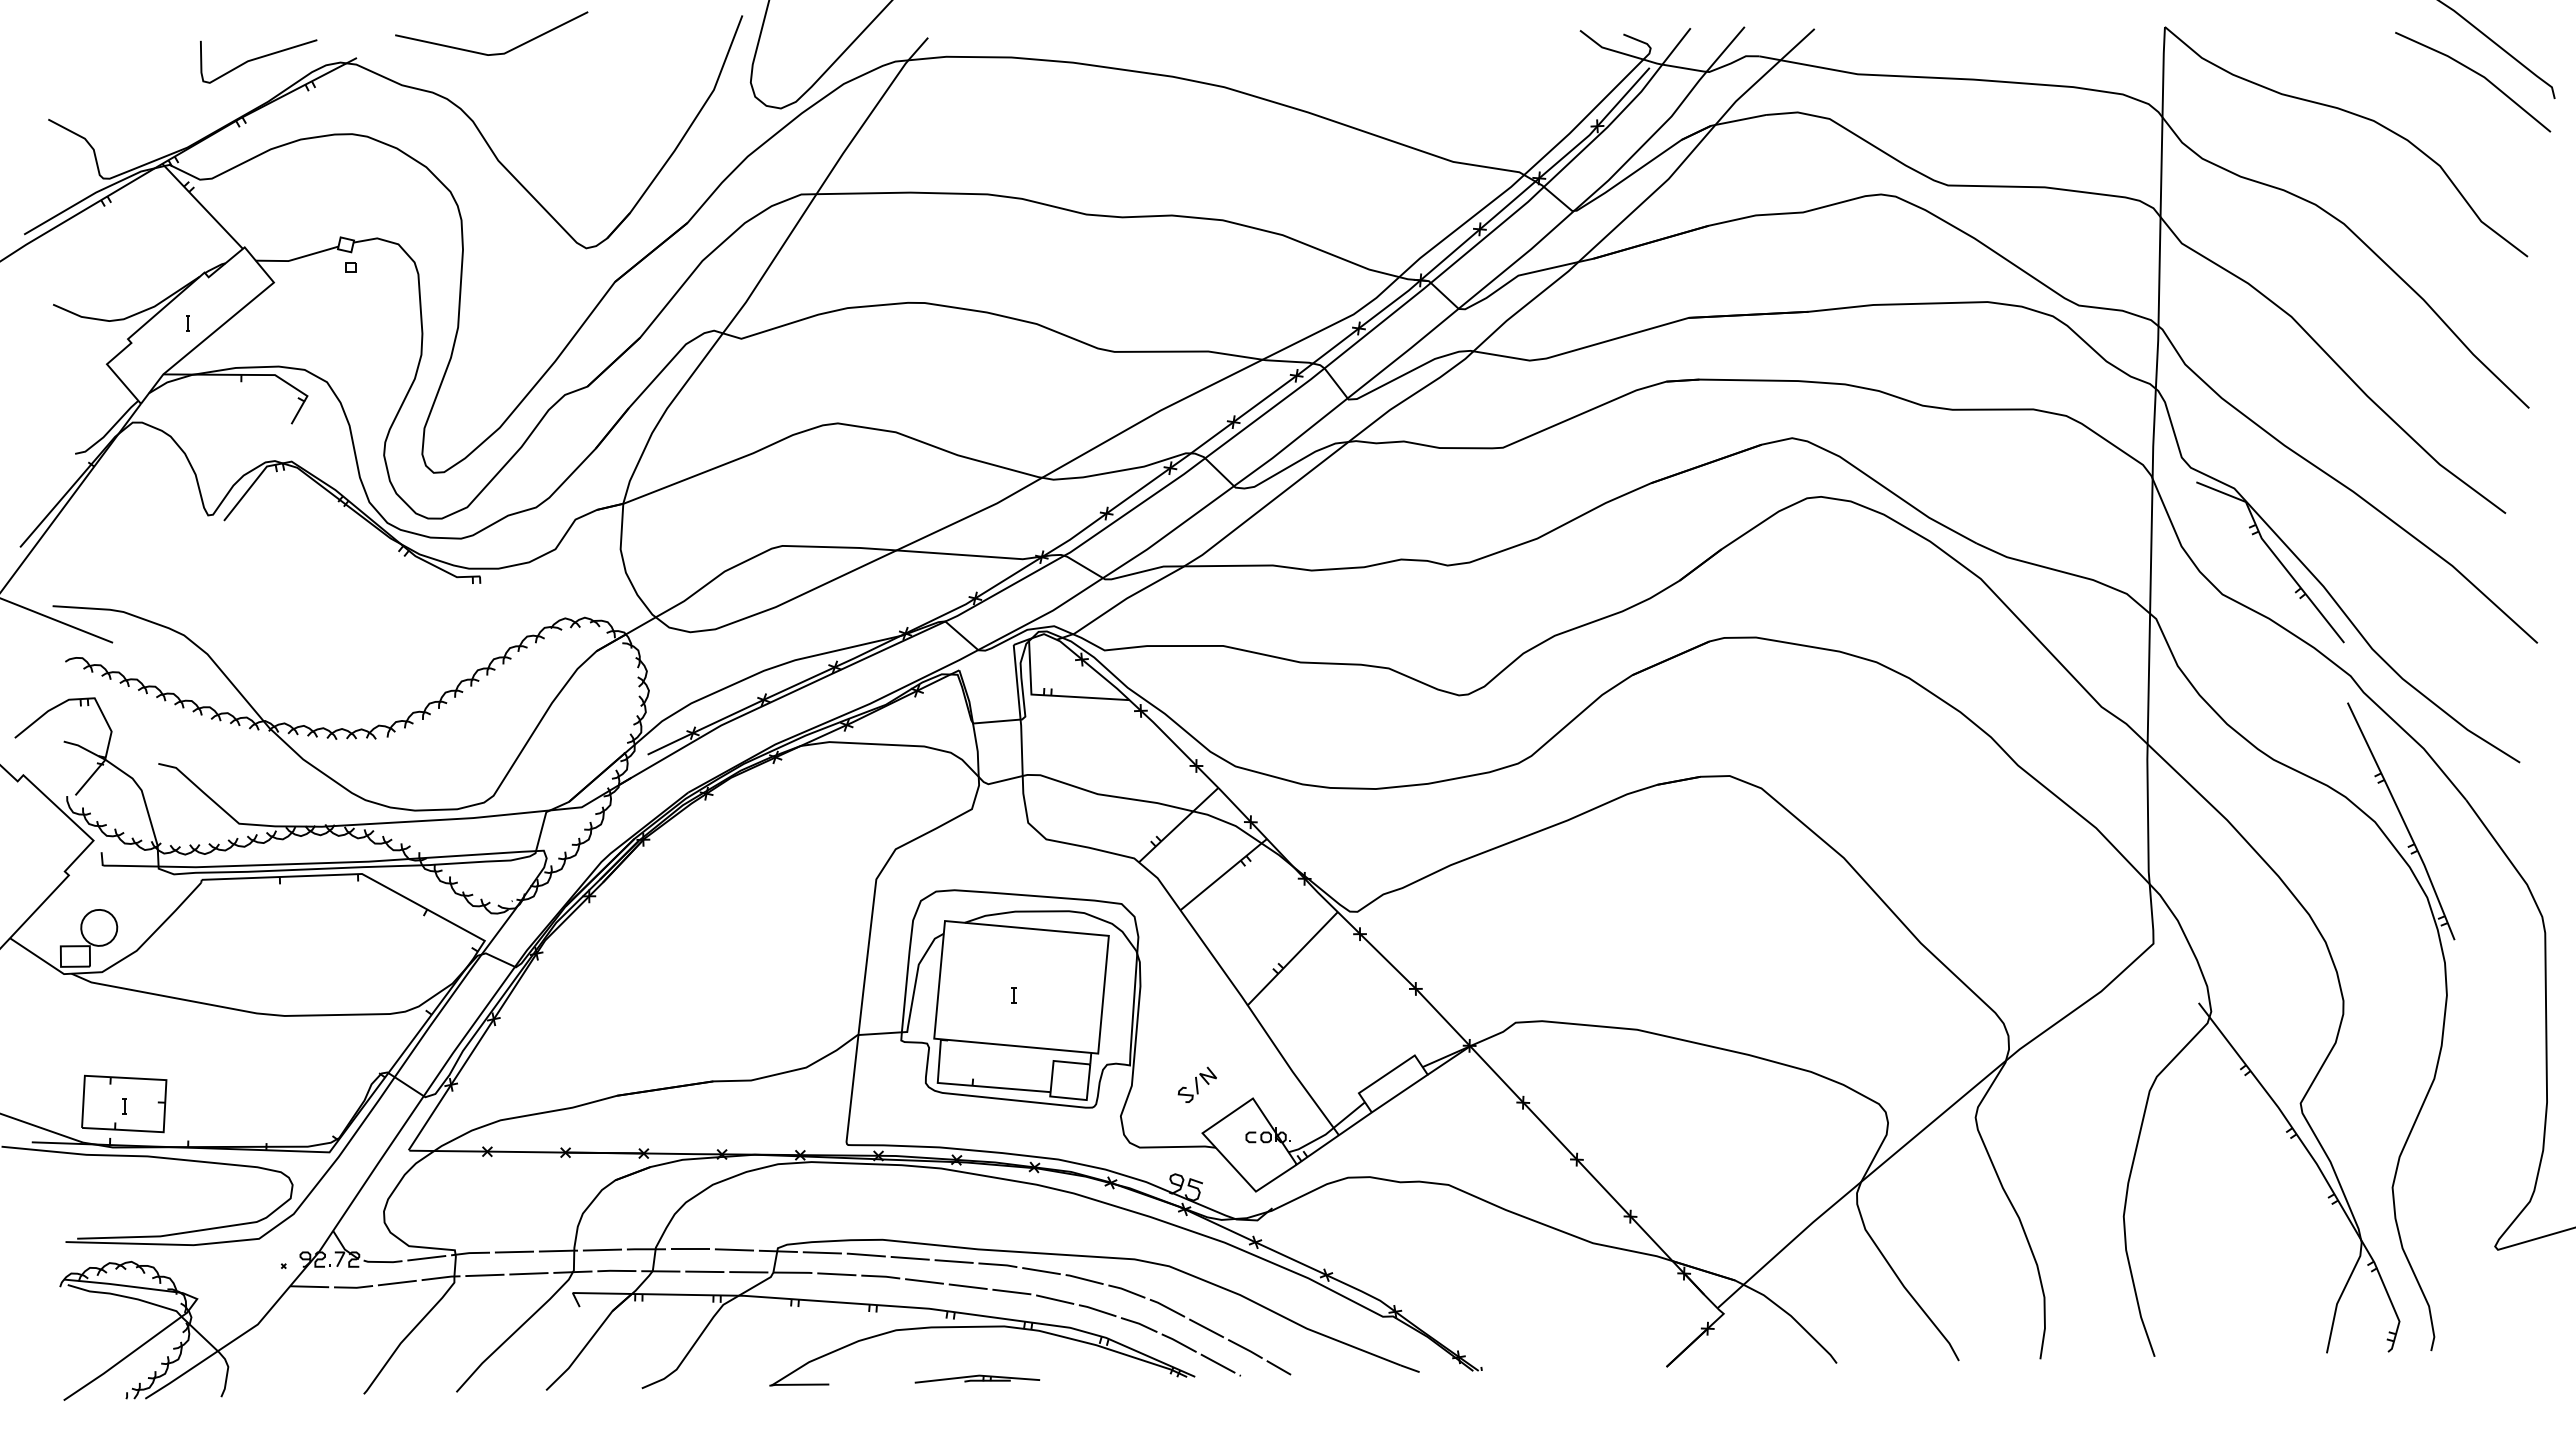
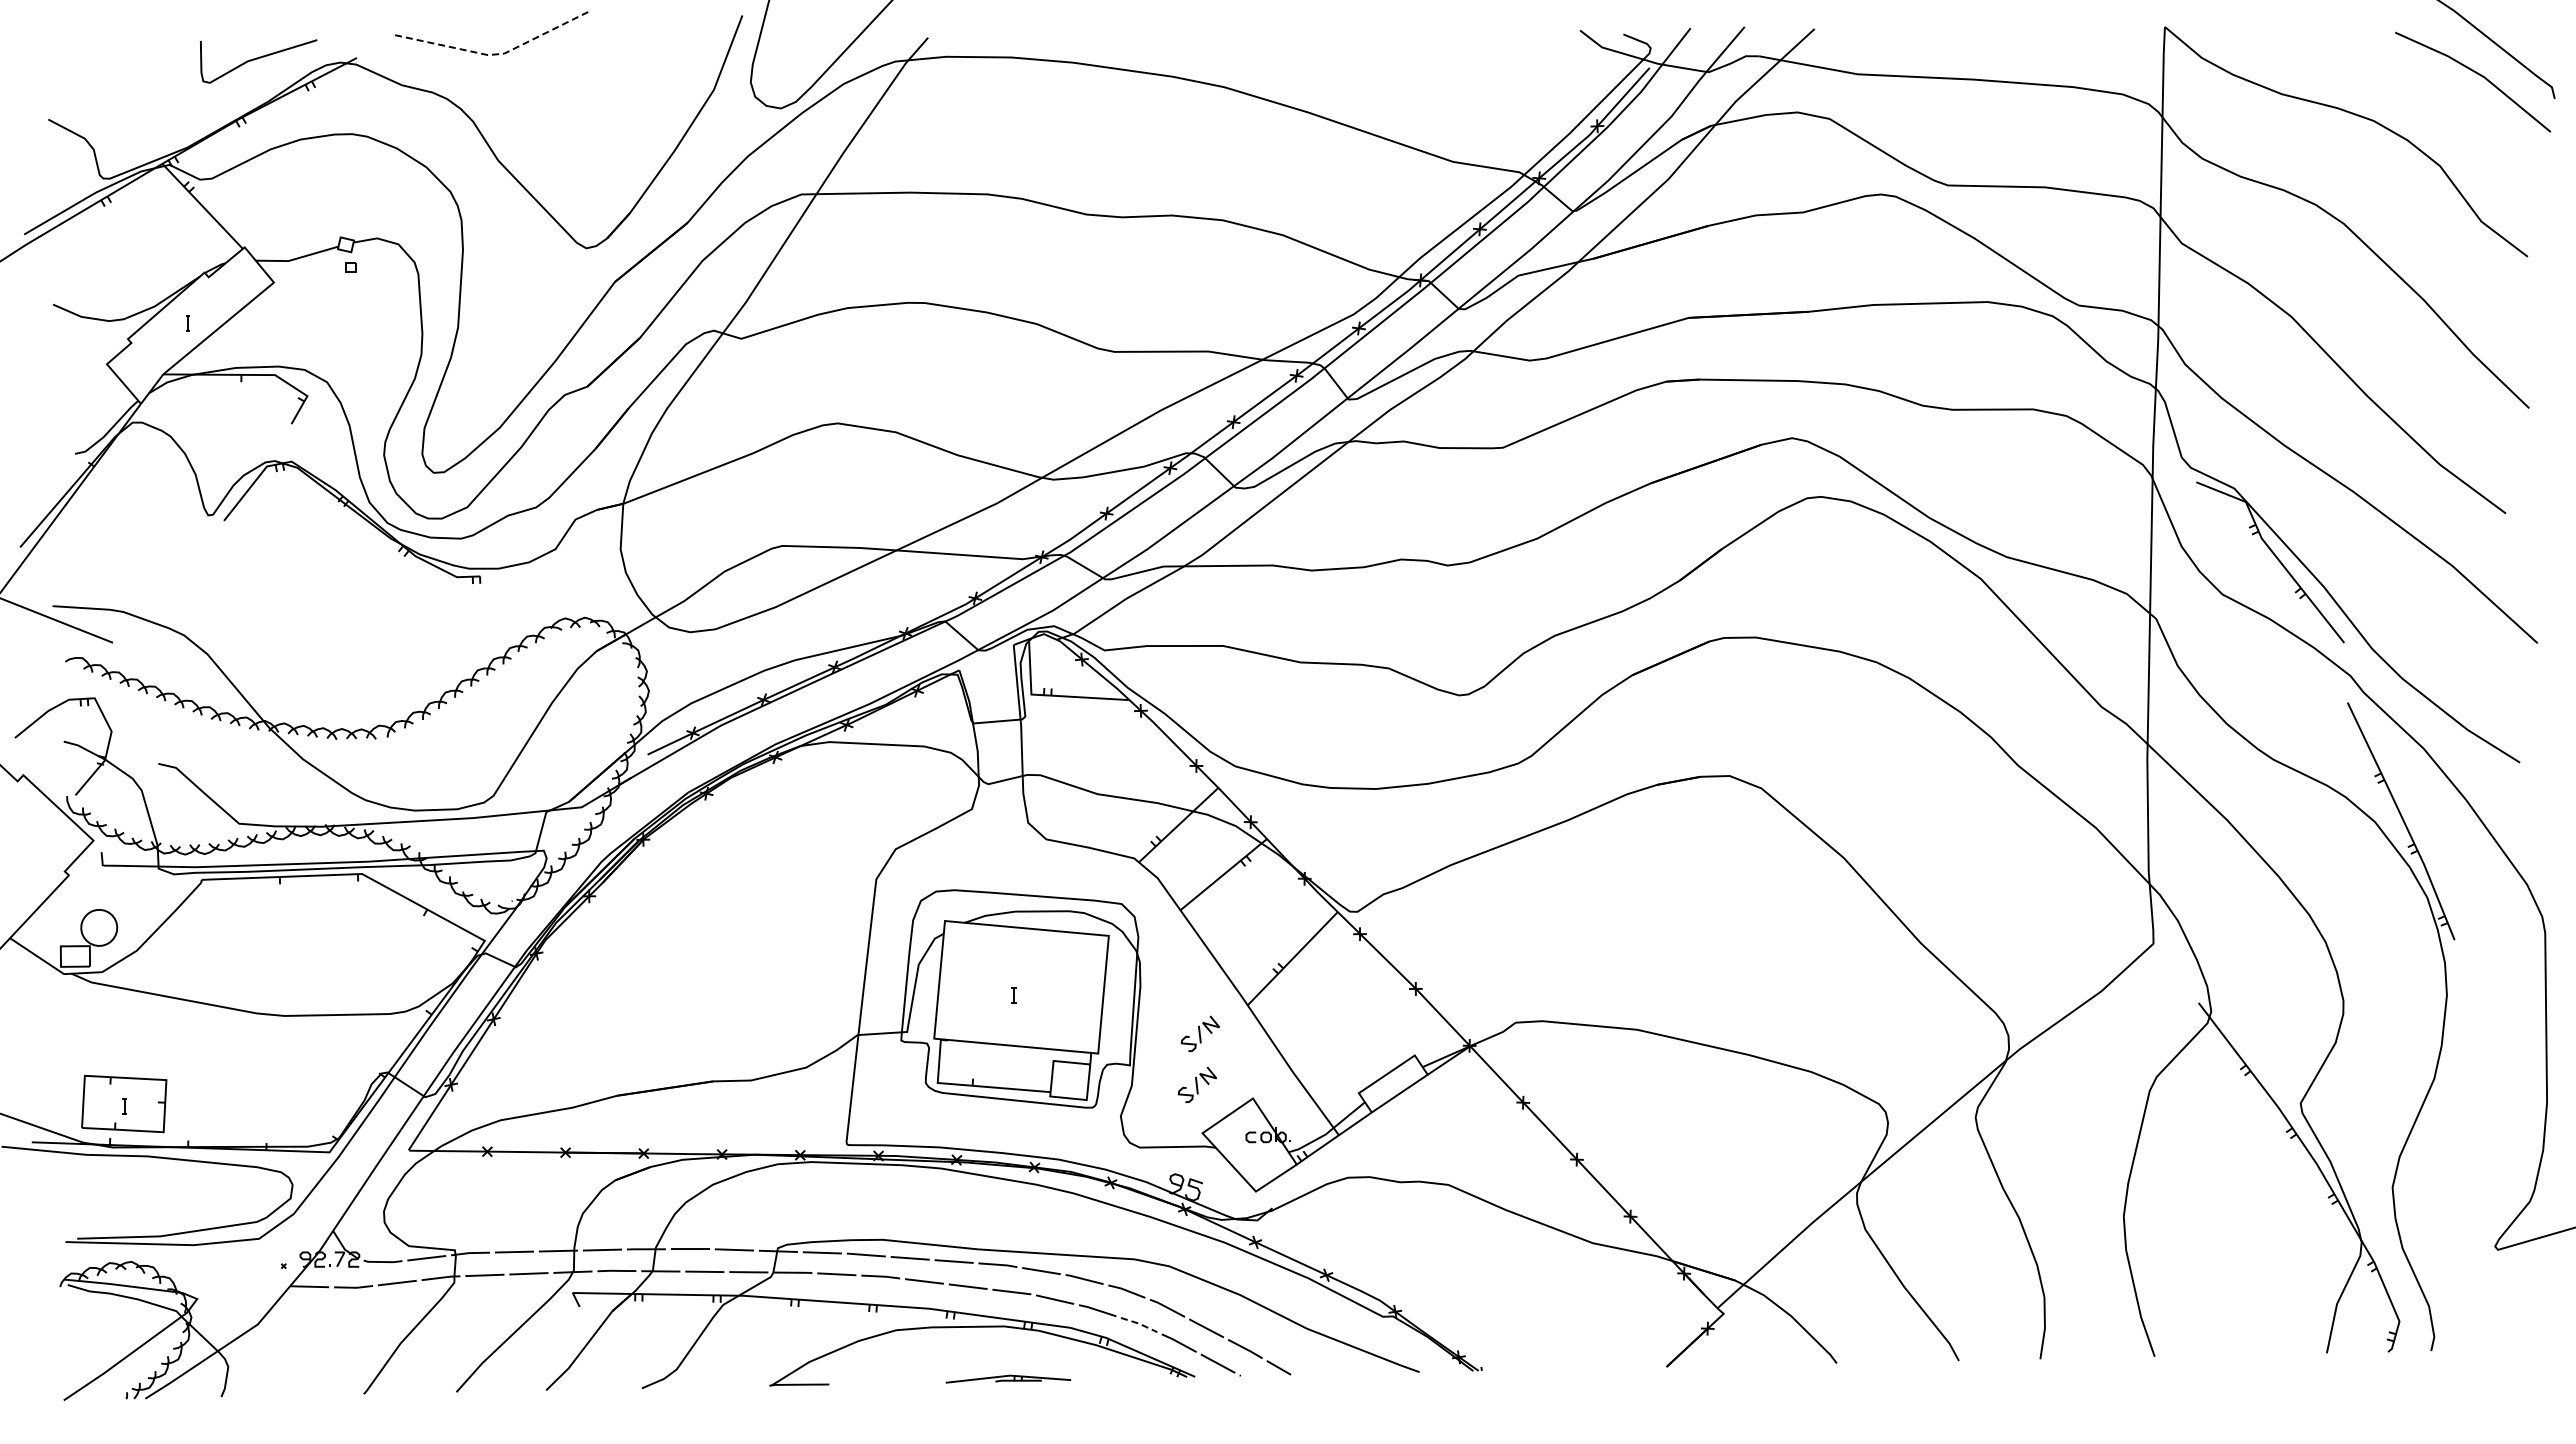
line: solid -> dashed (494, 54)
part: none -> present (1199, 1033)
line: solid -> dashed (1139, 1323)
part position: (977, 1378) -> (1008, 1378) (1008, 1378)
